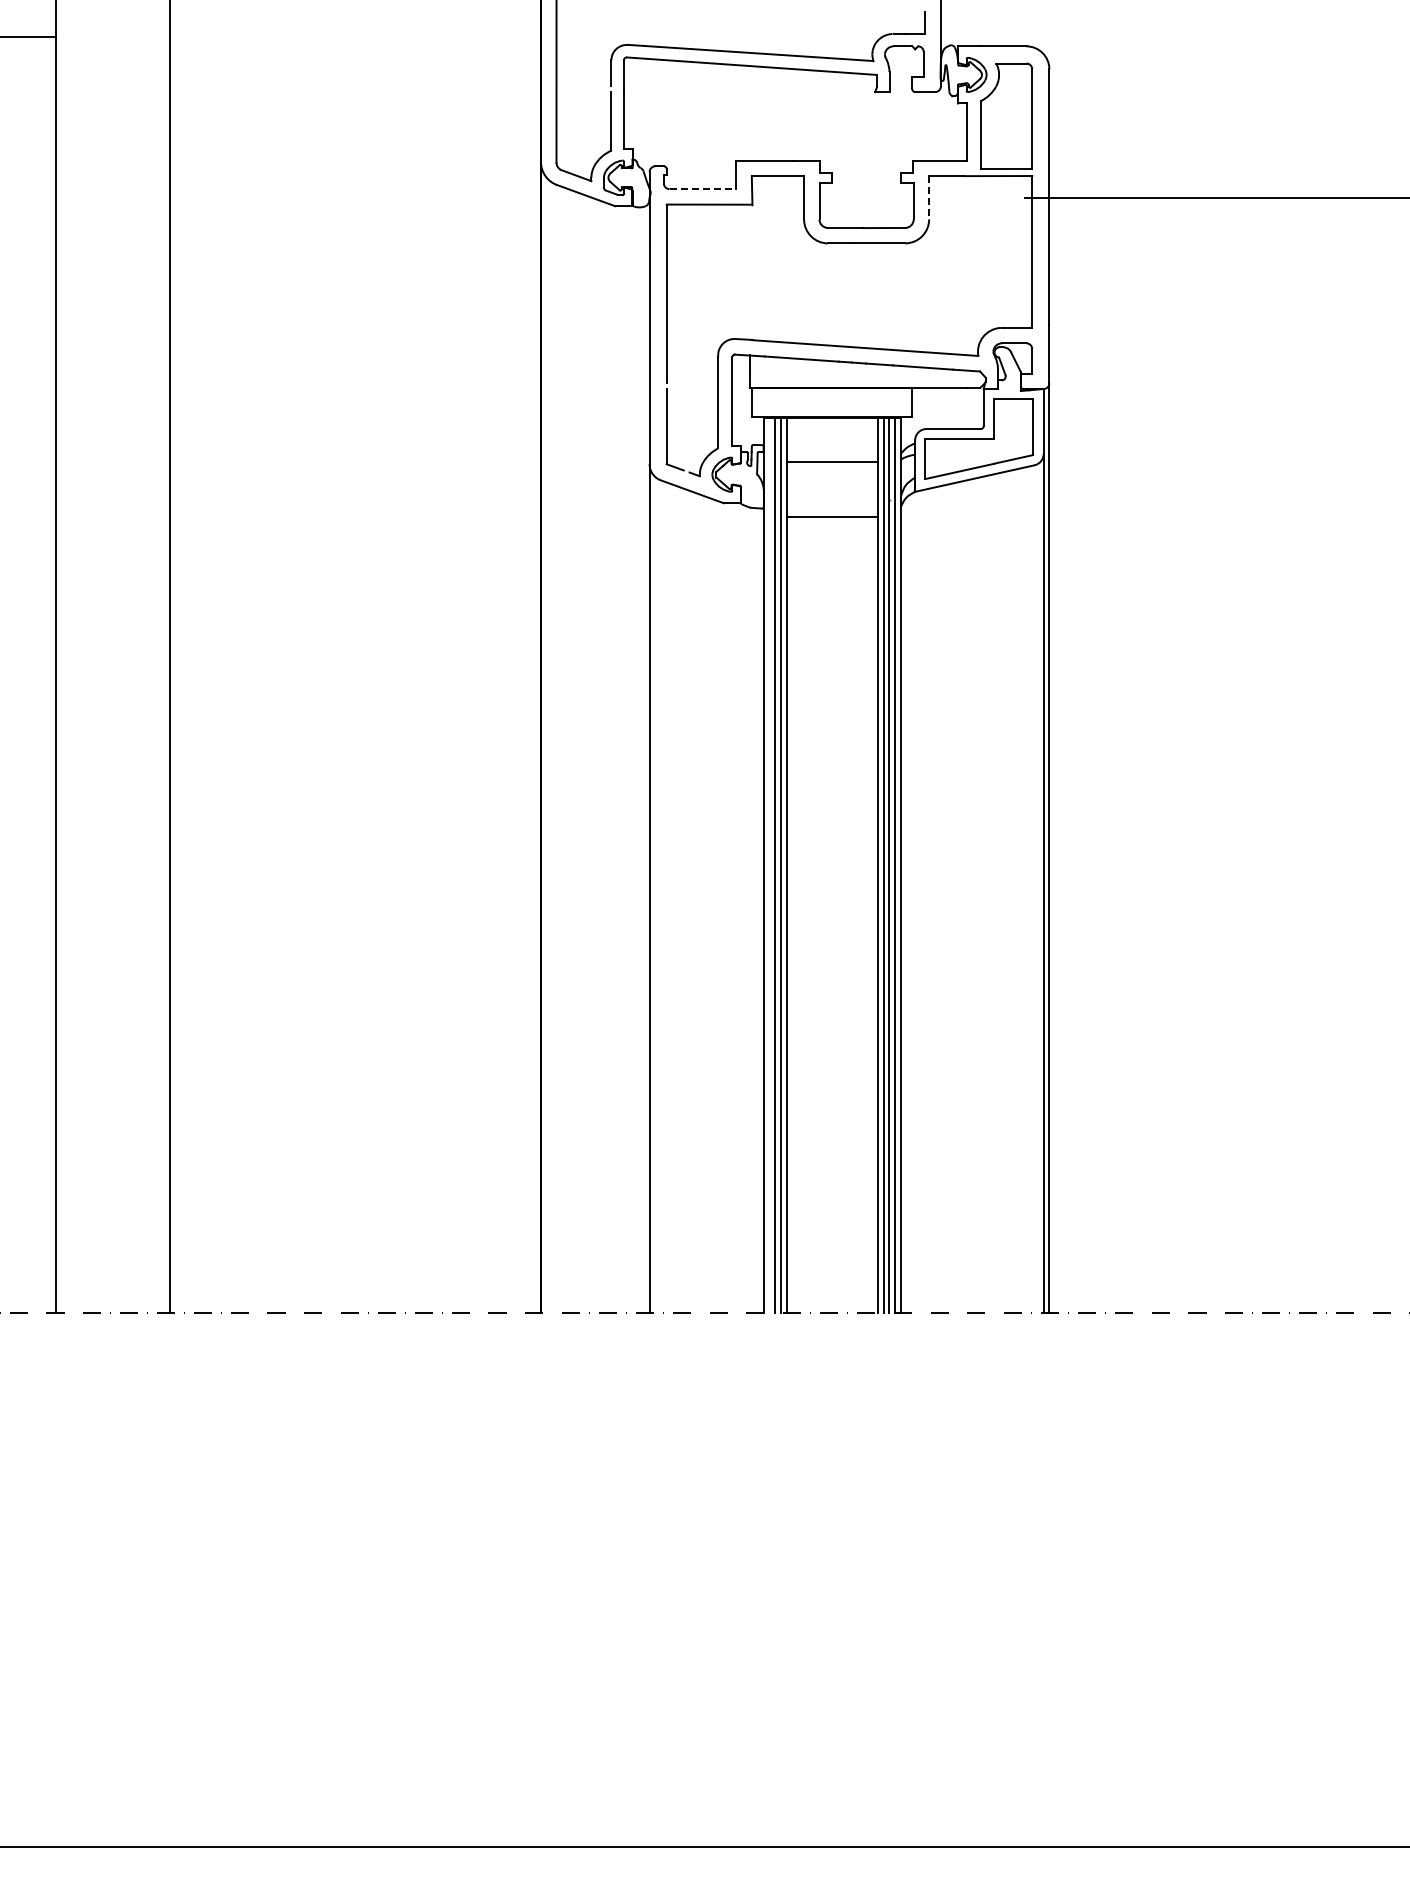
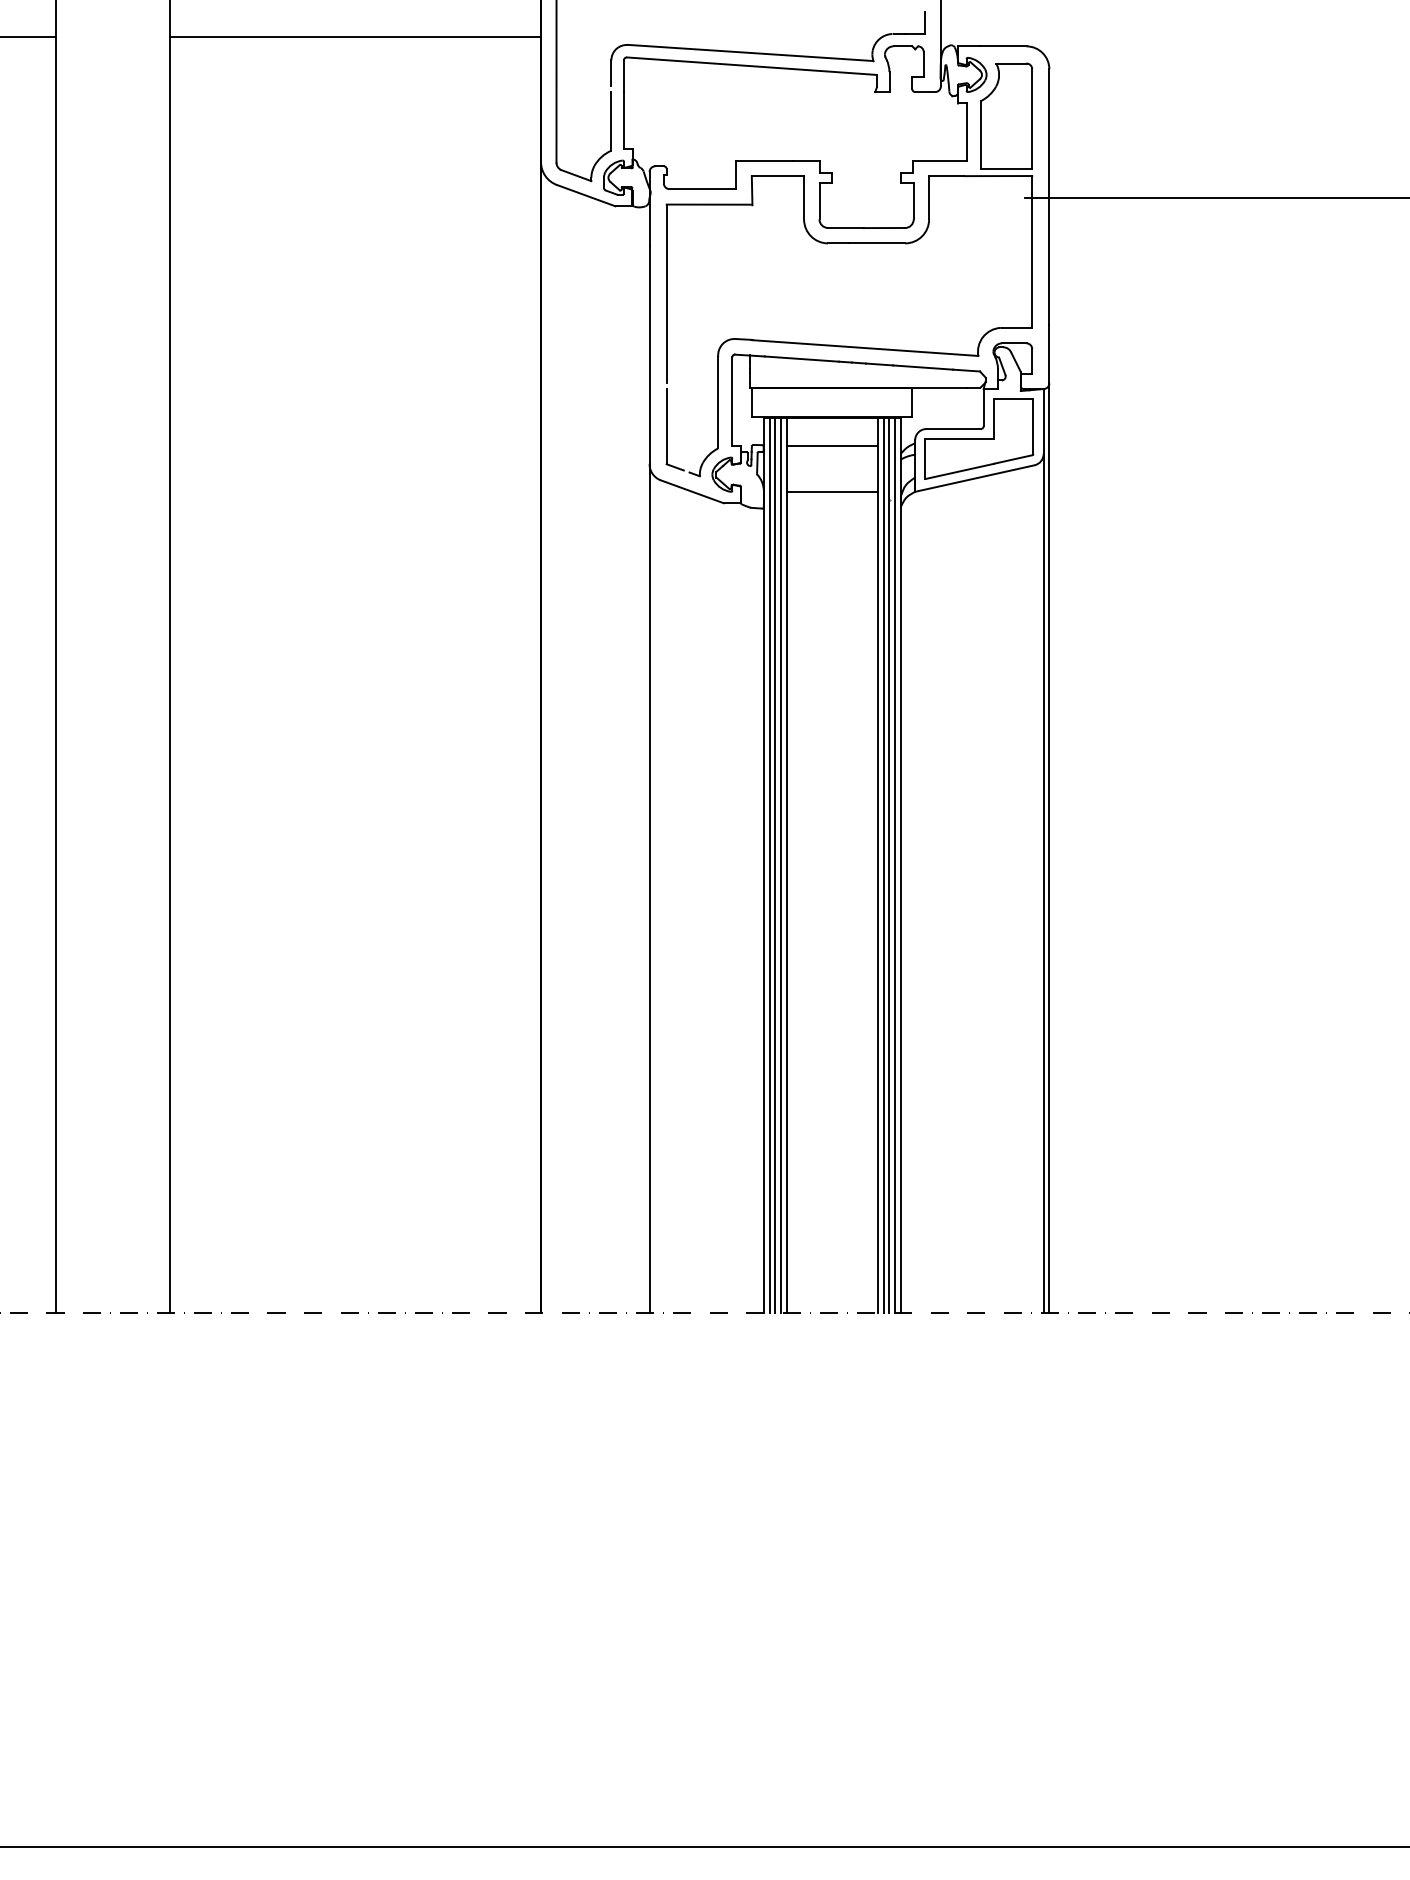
line: none -> present (355, 37)
line: dashed -> solid (703, 189)
line: dashed -> solid (929, 197)
line position: (832, 462) -> (832, 446) (832, 446)
line position: (832, 516) -> (832, 491) (832, 491)
line: none -> present (769, 864)
